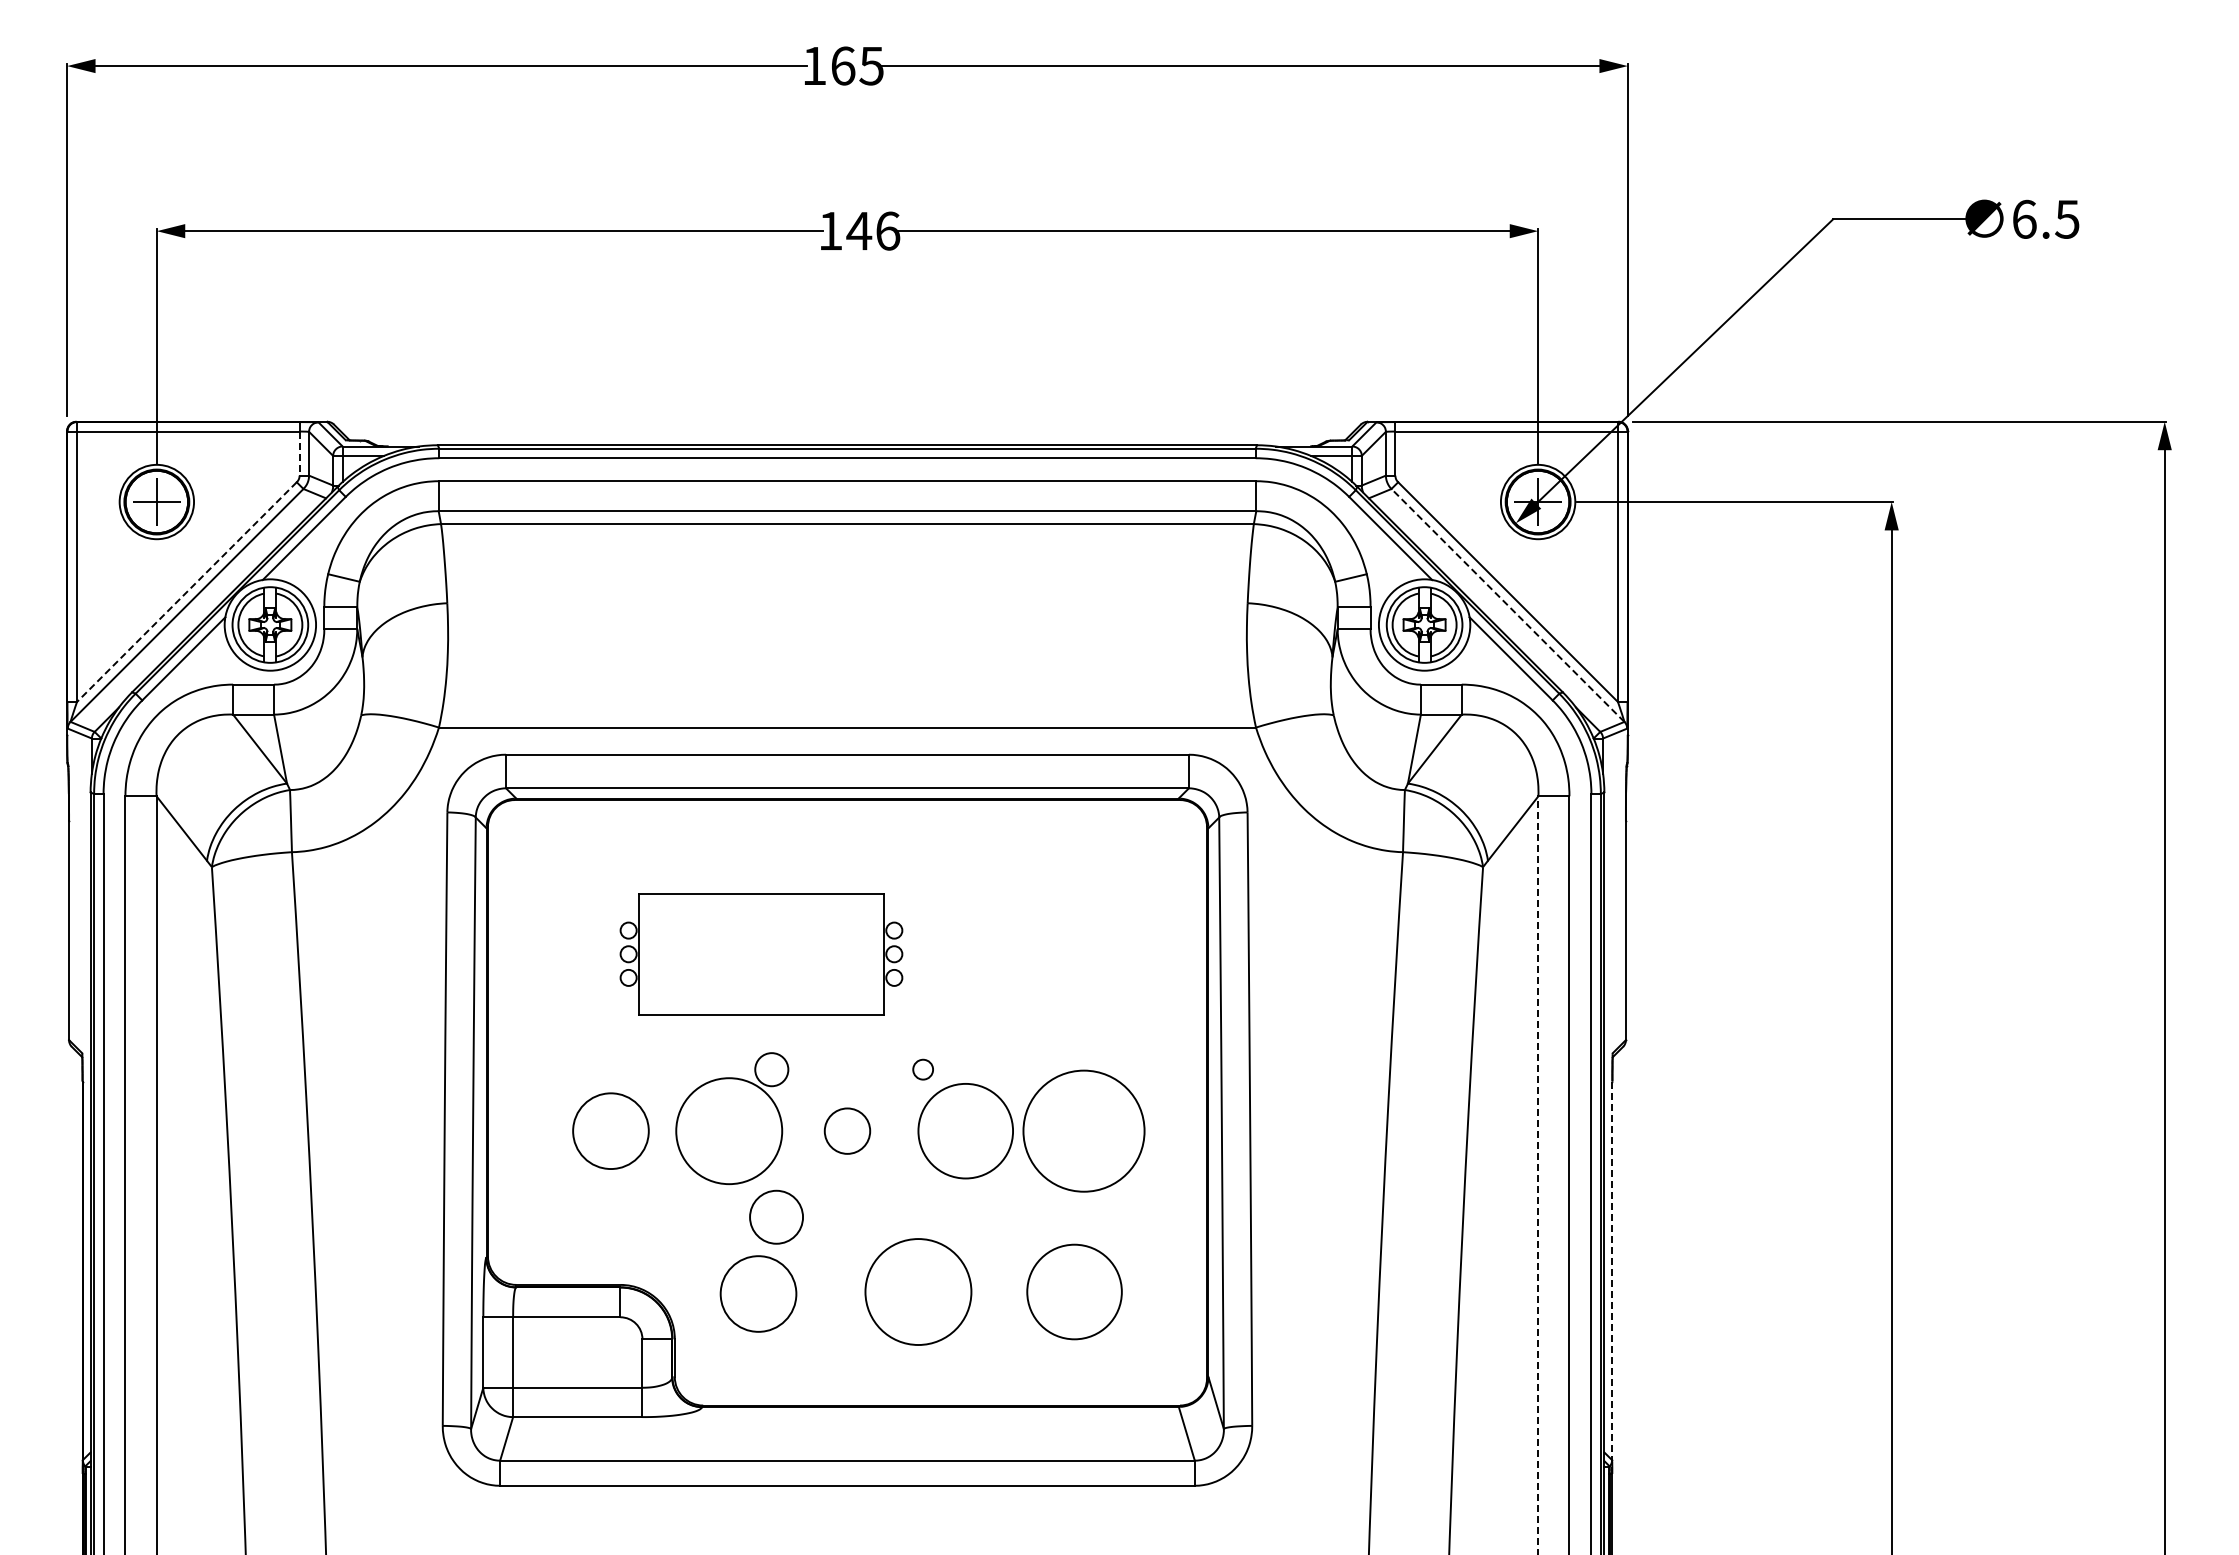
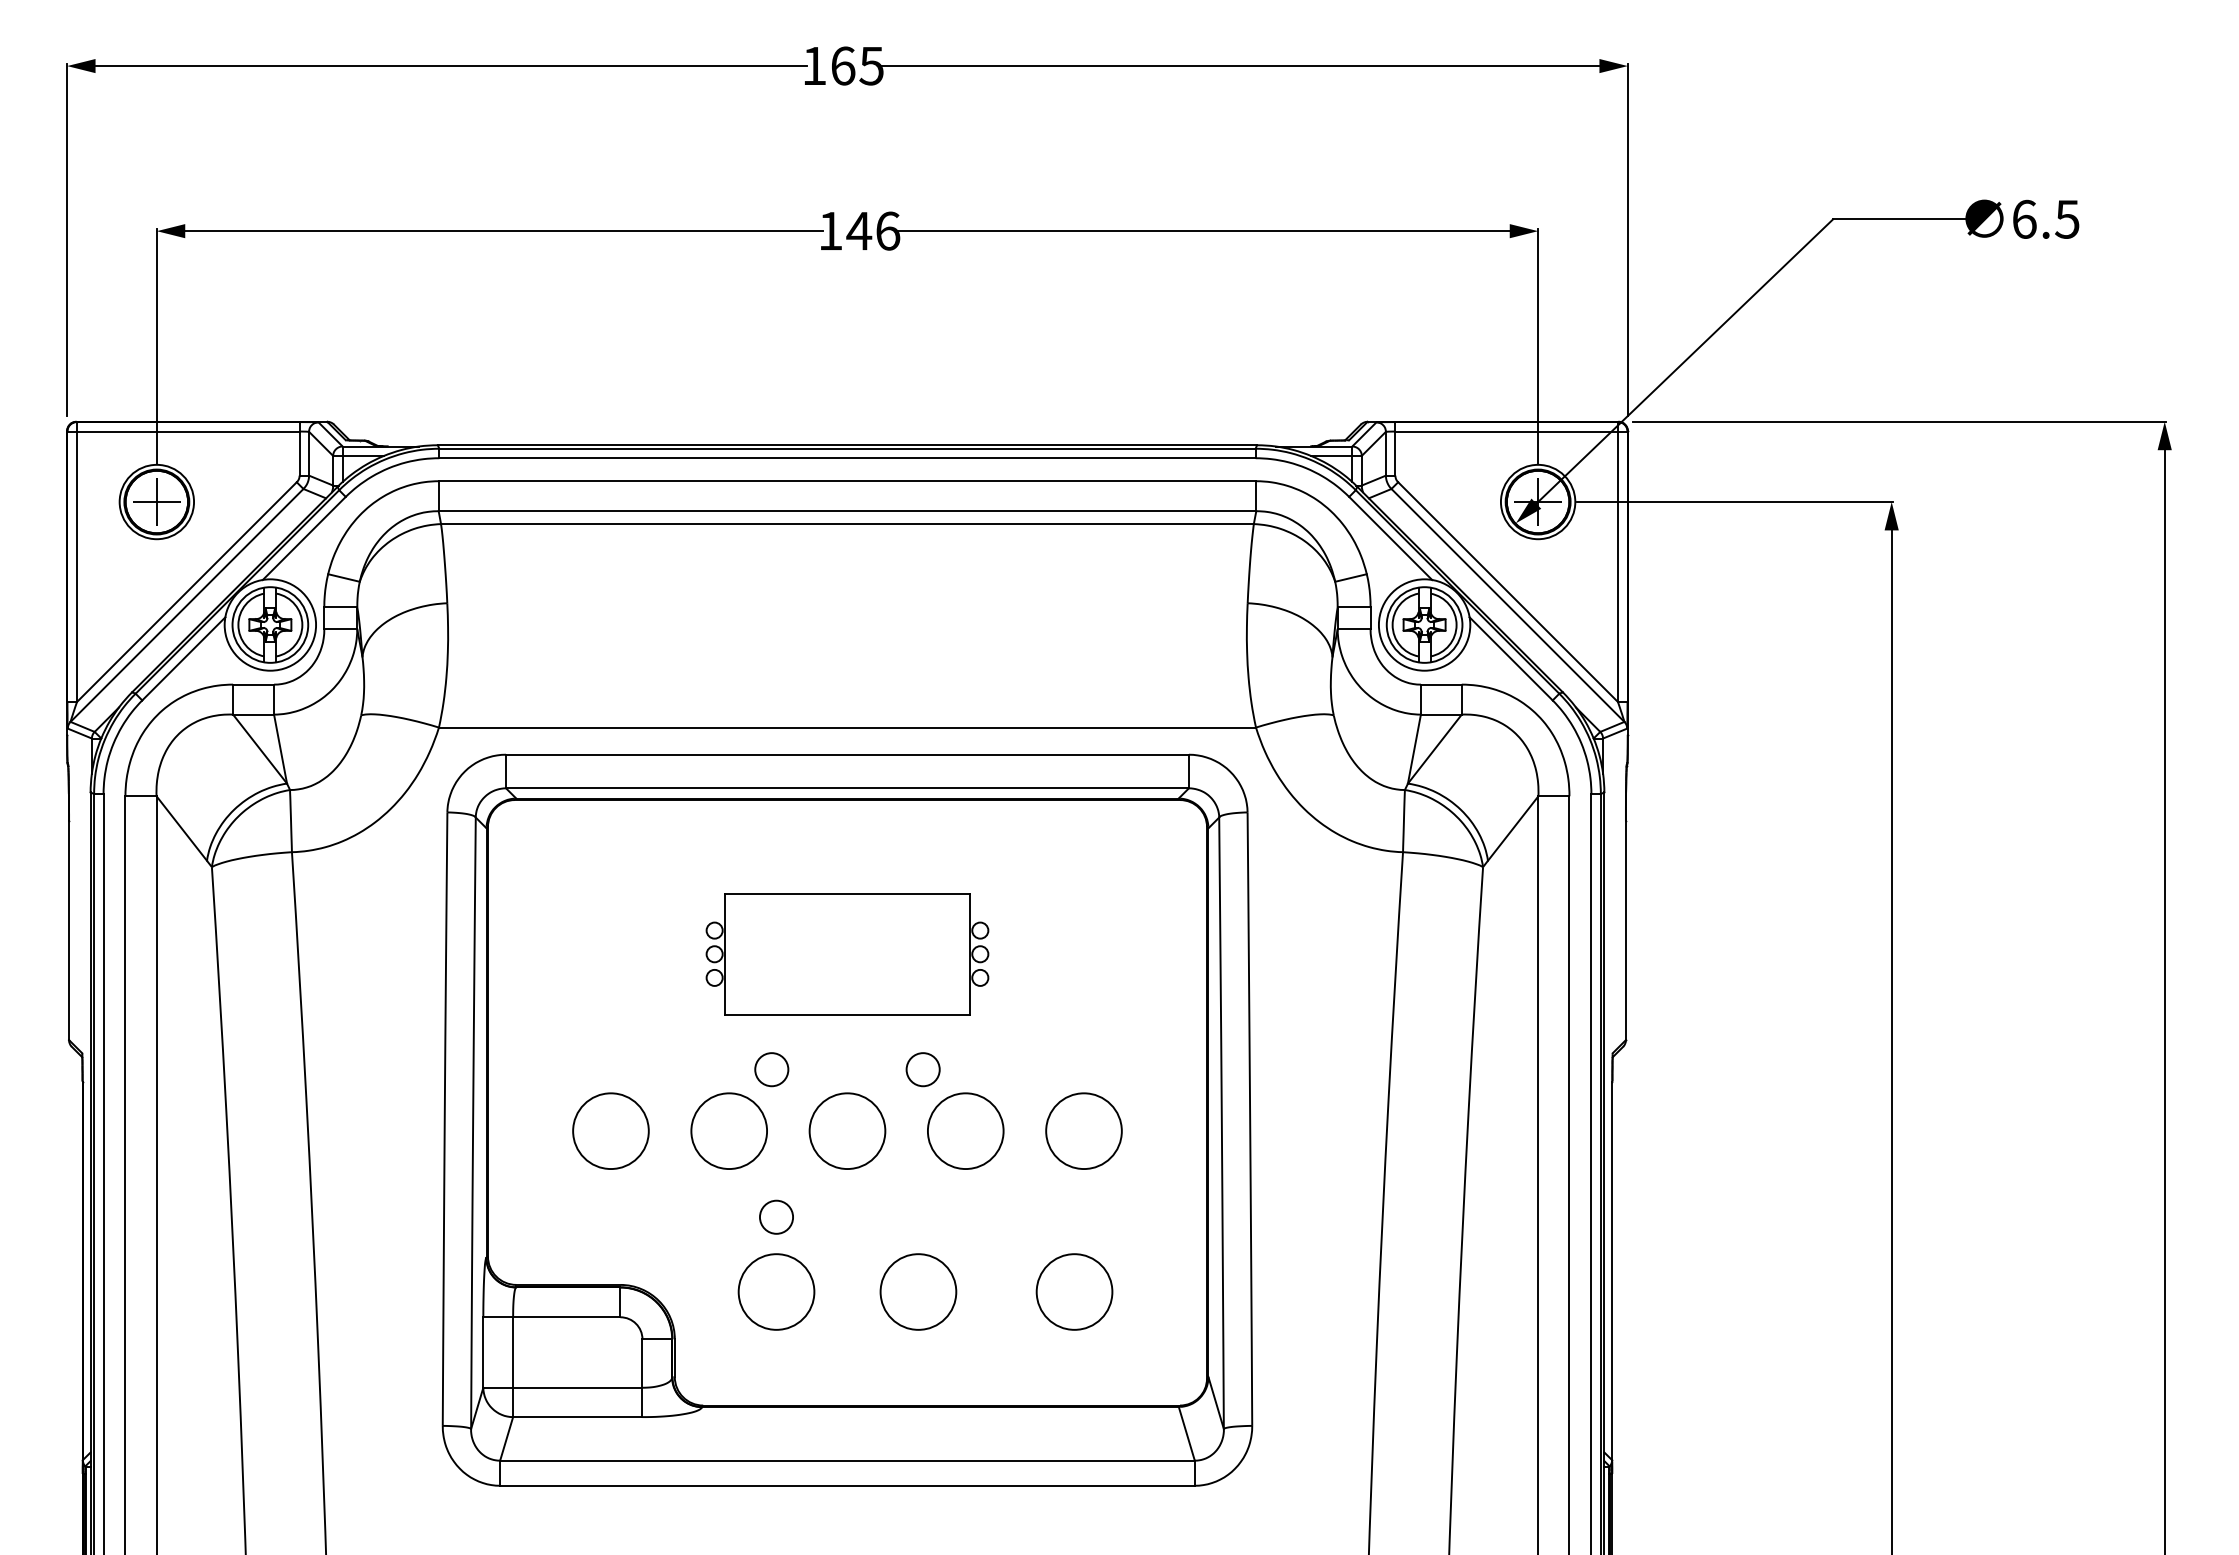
line: dashed -> solid (299, 454)
line: dashed -> solid (186, 592)
line: dashed -> solid (1507, 605)
part position: (761, 954) -> (847, 954) (847, 954)
circle diameter: 20 px -> 33 px (922, 1069)
circle diameter: 45 px -> 76 px (847, 1131)
circle diameter: 95 px -> 76 px (965, 1131)
circle diameter: 121 px -> 76 px (1083, 1131)
circle diameter: 106 px -> 76 px (729, 1131)
line: dashed -> solid (1538, 1175)
circle diameter: 53 px -> 33 px (776, 1216)
line: dashed -> solid (1612, 1277)
circle size: 97x98 px -> 79x78 px (1074, 1291)
circle diameter: 106 px -> 76 px (918, 1291)
circle position: (758, 1293) -> (776, 1291) (776, 1291)
